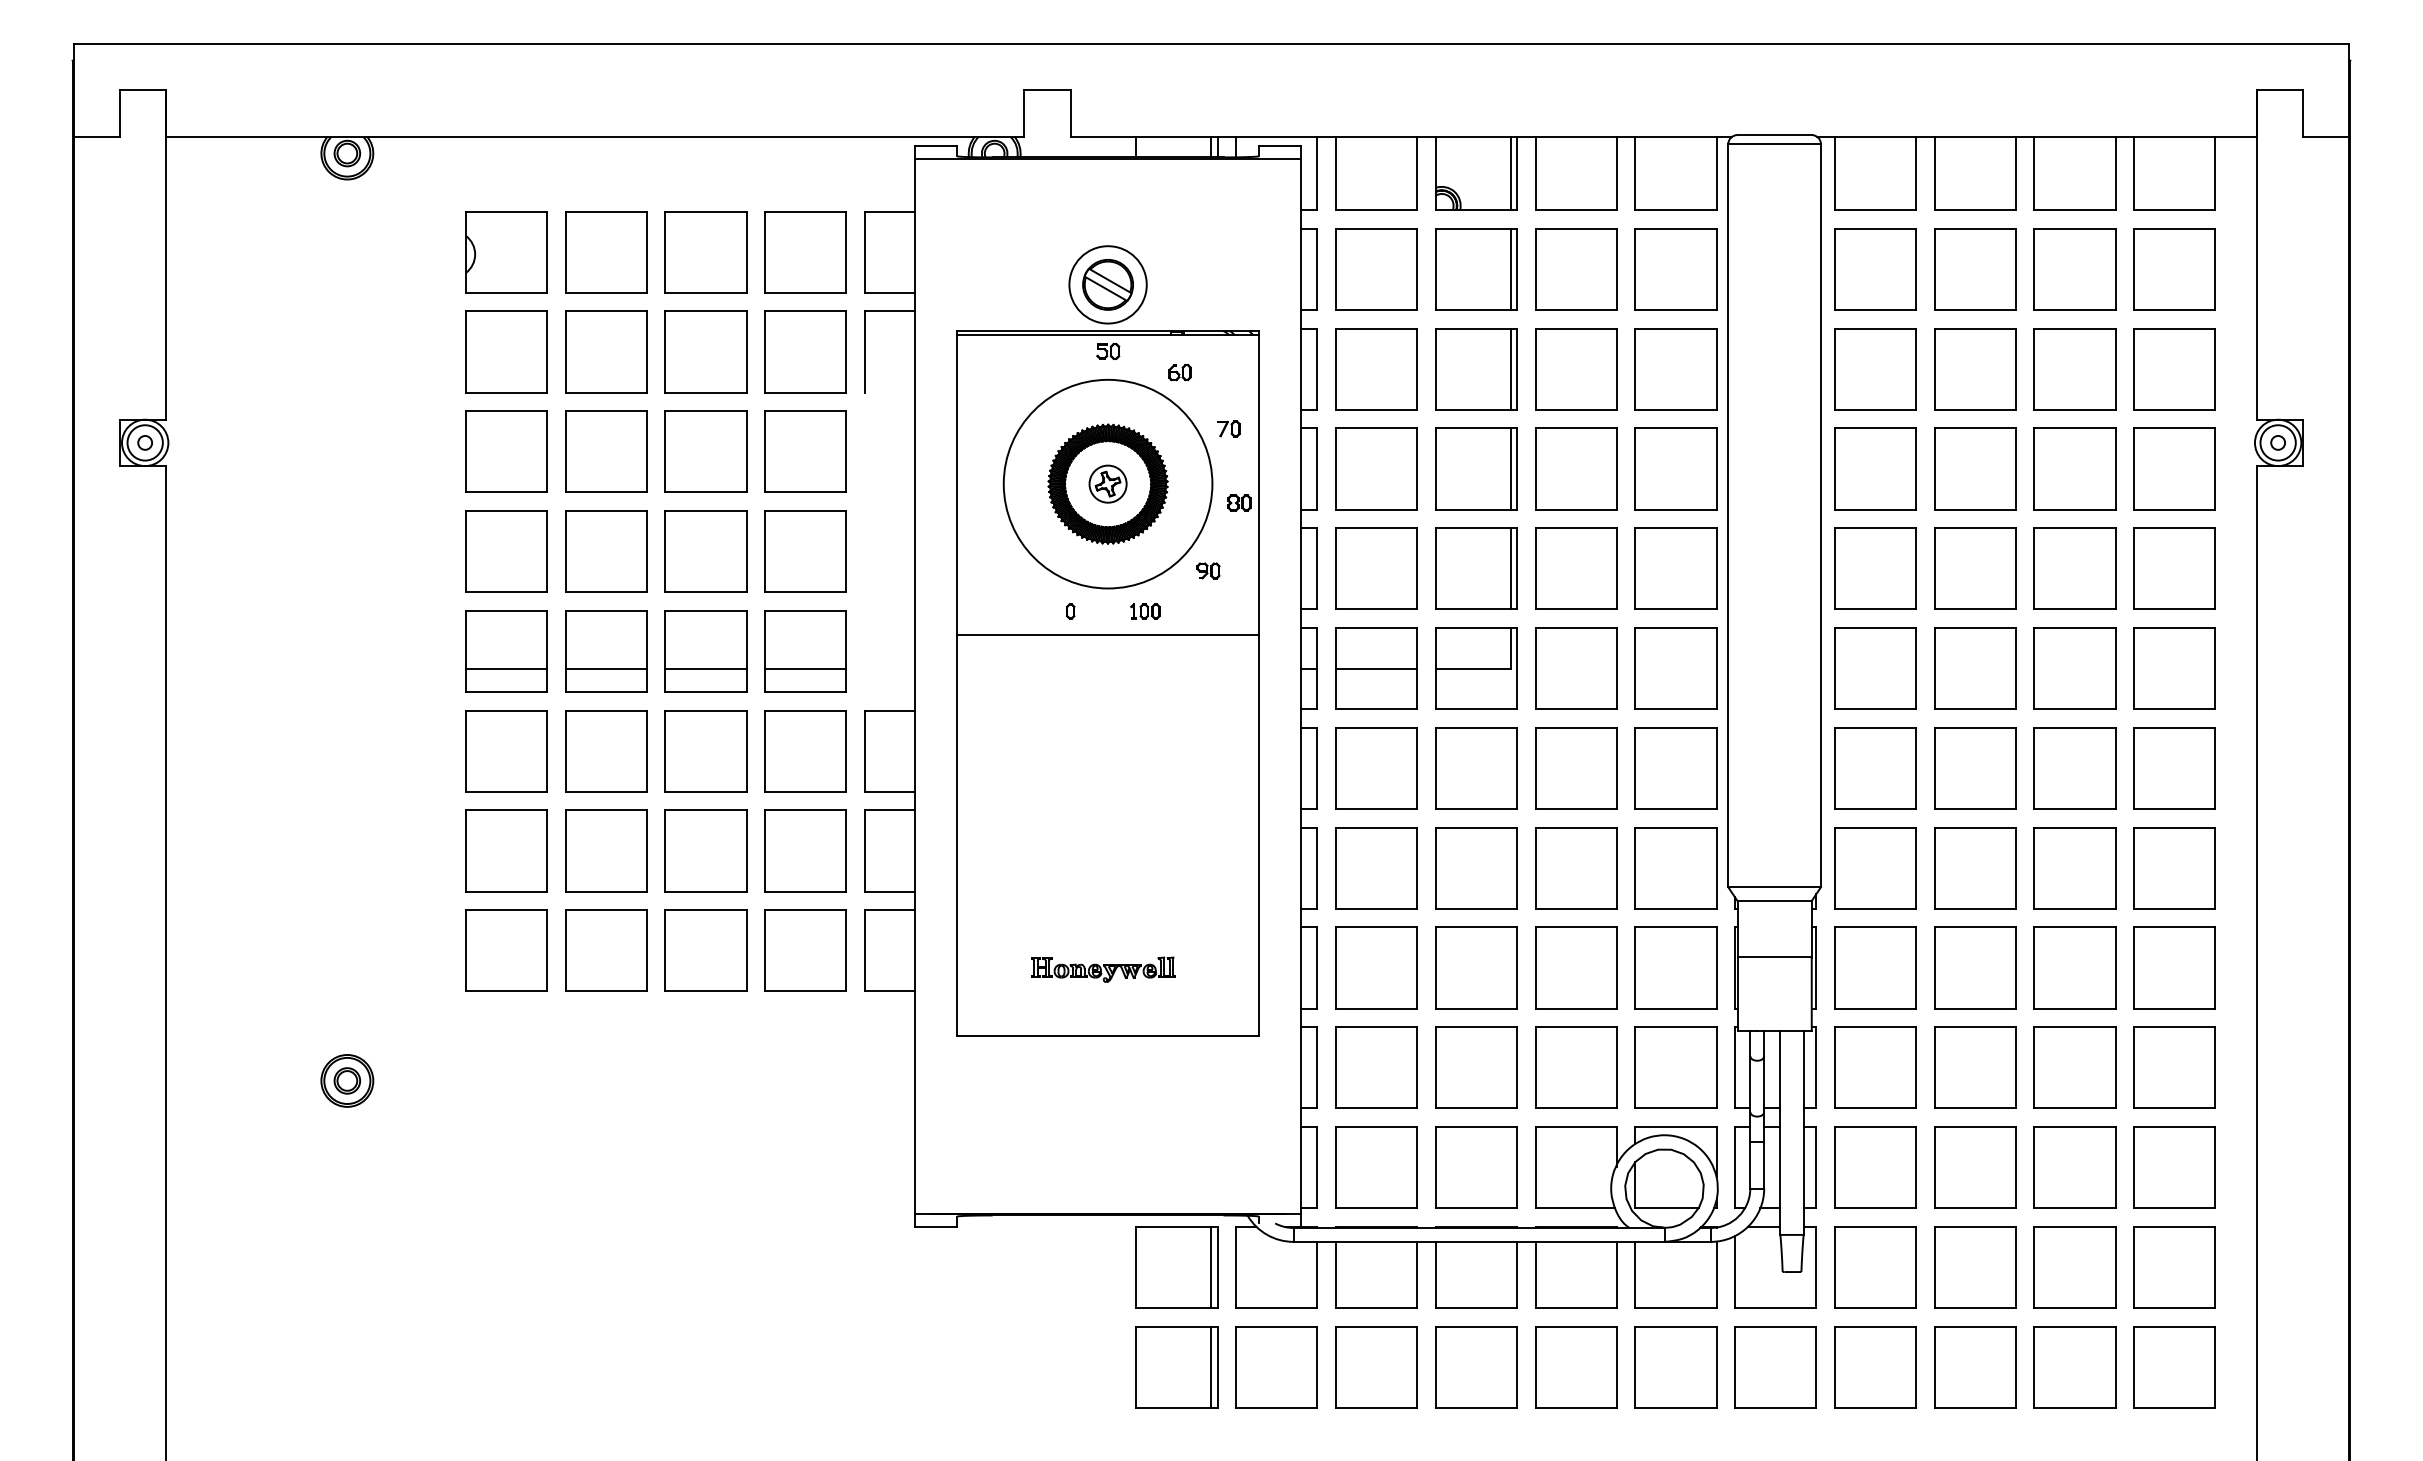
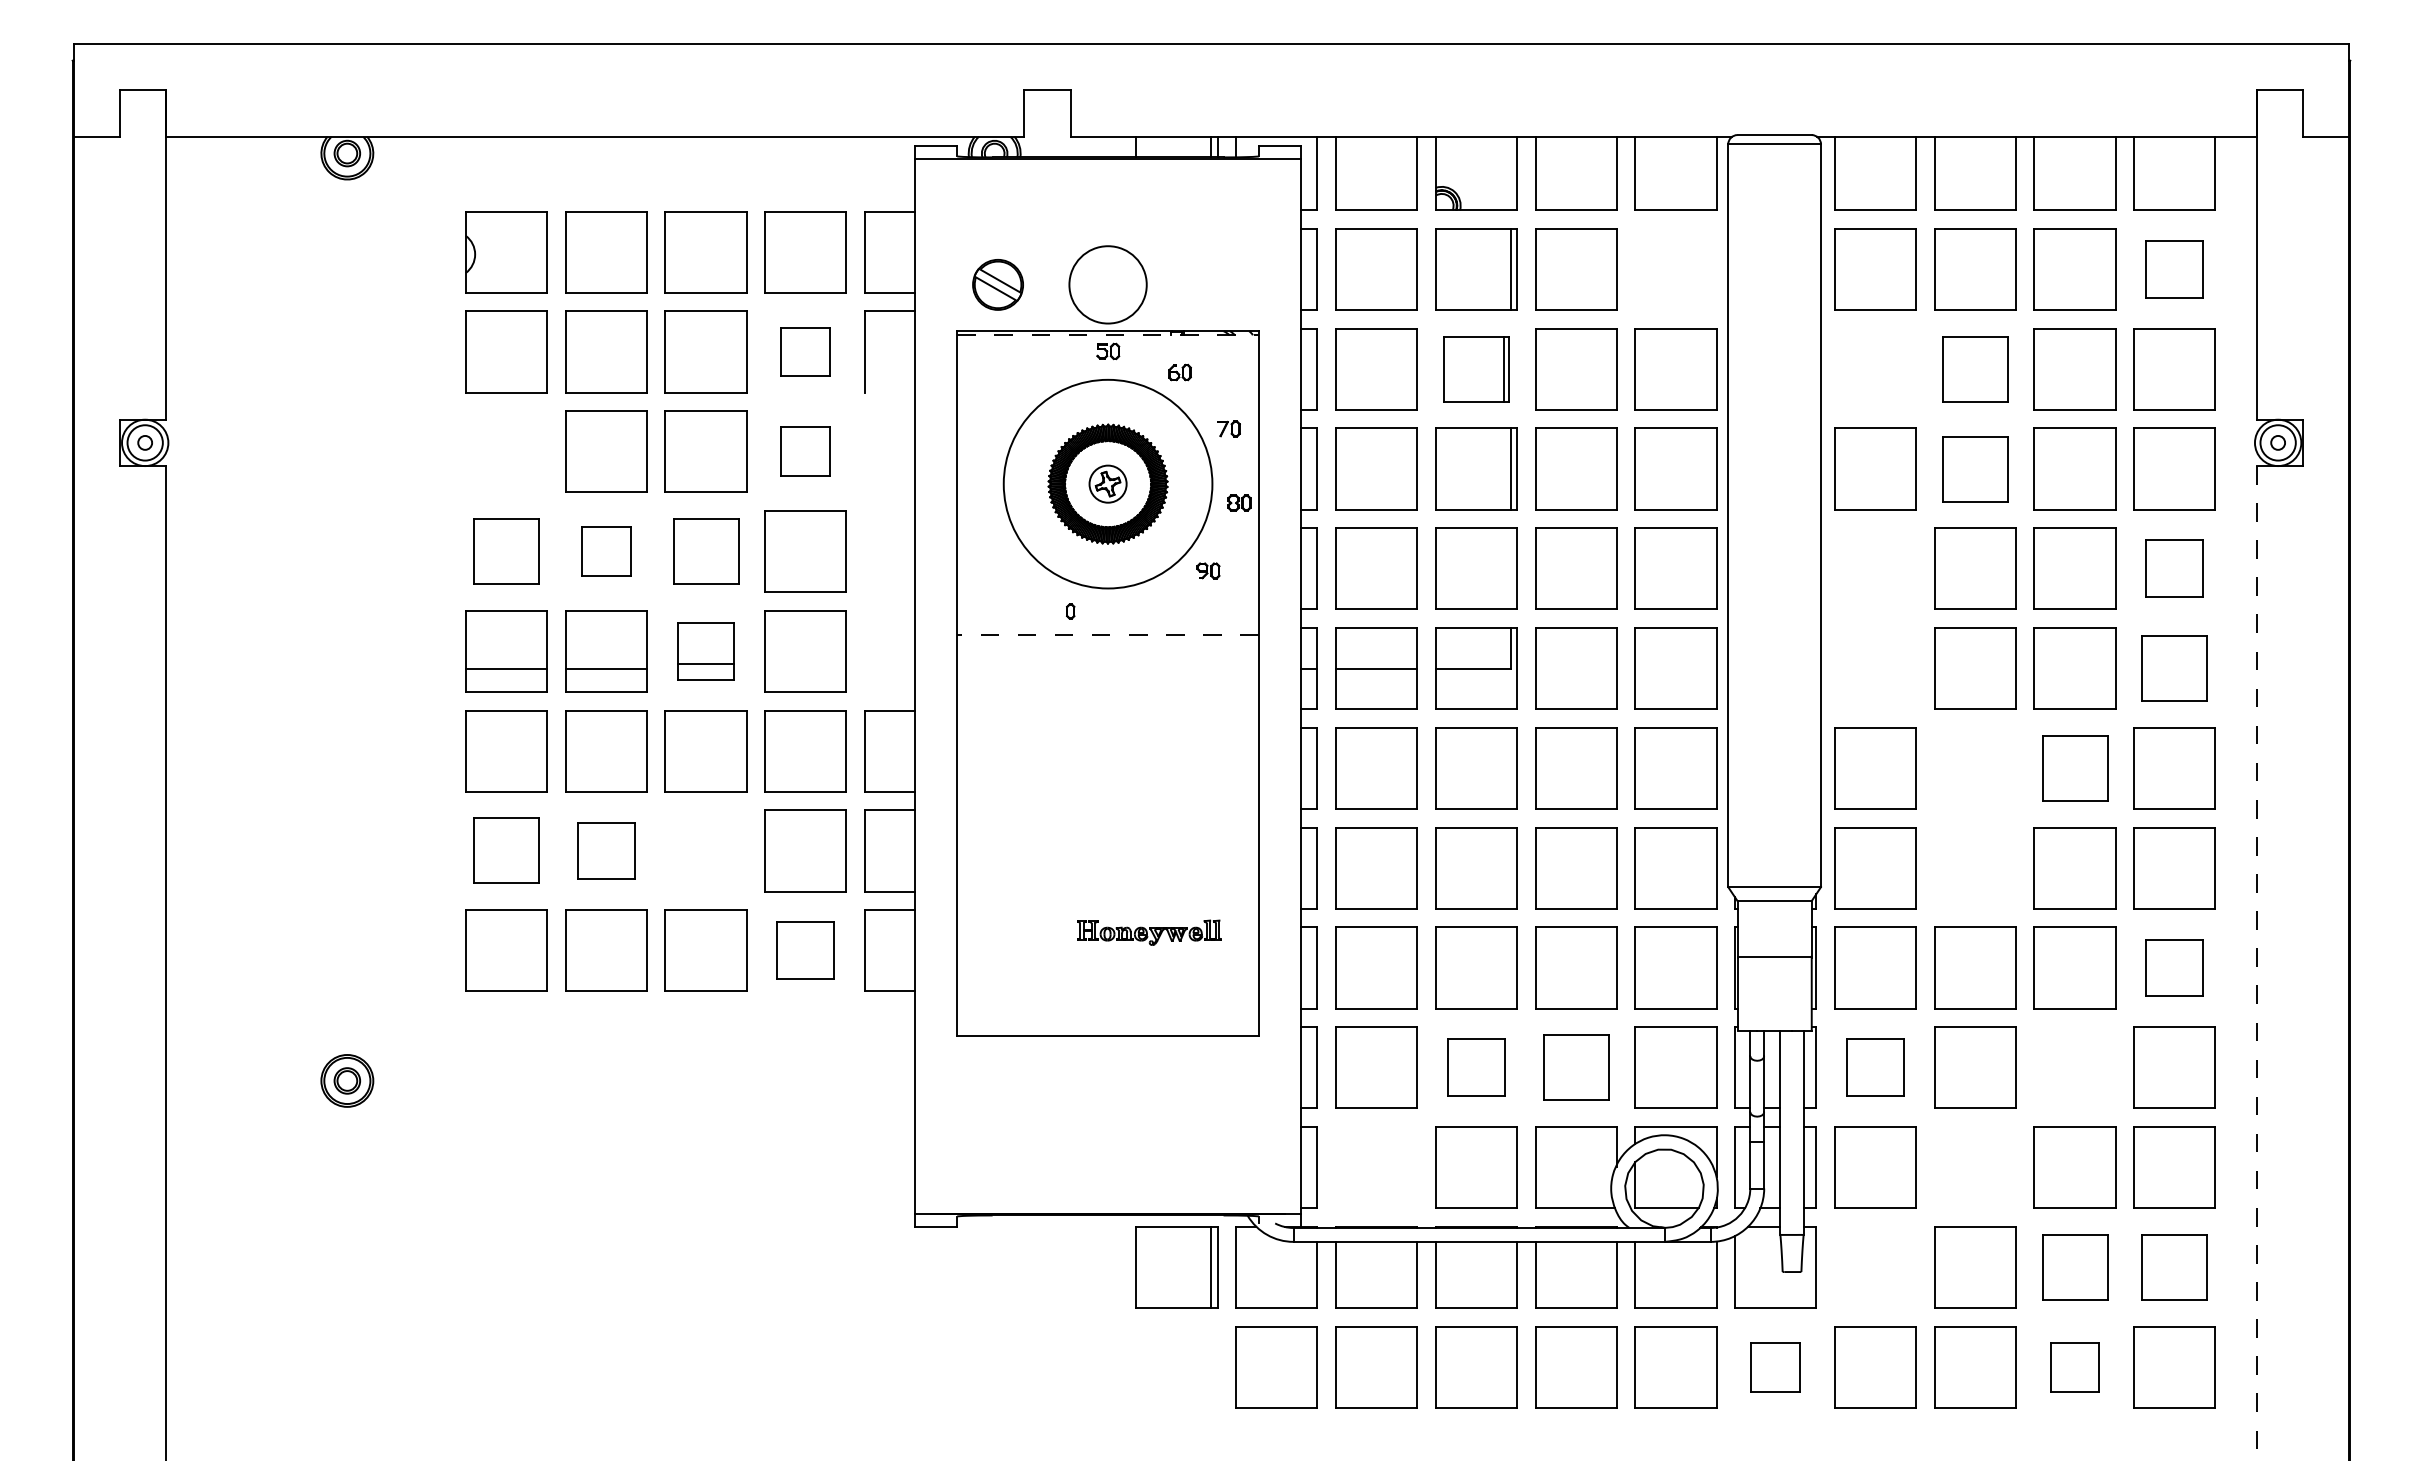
line: present -> none (1511, 173)
part: present -> none (1675, 269)
part size: 83x83 px -> 59x59 px (2174, 269)
part position: (1107, 284) -> (997, 284) (997, 284)
line: solid -> dashed (1108, 335)
part size: 83x84 px -> 51x50 px (805, 351)
part size: 83x83 px -> 67x67 px (1476, 369)
part: present -> none (1875, 369)
part size: 83x83 px -> 67x67 px (1975, 369)
part: present -> none (506, 451)
part size: 83x83 px -> 51x51 px (805, 451)
part size: 83x84 px -> 67x67 px (1975, 469)
part size: 83x83 px -> 67x67 px (506, 551)
part size: 83x83 px -> 51x51 px (606, 551)
part size: 84x83 px -> 67x67 px (706, 551)
line: present -> none (1511, 568)
part: present -> none (1875, 568)
part size: 83x83 px -> 59x59 px (2174, 568)
part: present -> none (1145, 611)
line: solid -> dashed (1108, 634)
part size: 84x83 px -> 58x59 px (705, 651)
part: present -> none (1875, 668)
part size: 83x83 px -> 67x67 px (2174, 668)
line: present -> none (805, 669)
part: present -> none (1975, 768)
part size: 84x83 px -> 67x67 px (2075, 768)
part size: 83x84 px -> 67x67 px (506, 850)
part size: 83x84 px -> 59x58 px (606, 850)
part: present -> none (705, 850)
part: present -> none (1975, 868)
part size: 83x83 px -> 59x59 px (805, 950)
line: solid -> dashed (2256, 964)
part size: 83x84 px -> 59x58 px (2174, 967)
part position: (1103, 969) -> (1149, 932) (1149, 932)
part size: 83x83 px -> 59x59 px (1476, 1067)
part size: 83x83 px -> 67x67 px (1576, 1067)
part size: 83x83 px -> 59x59 px (1875, 1067)
part: present -> none (2074, 1067)
part: present -> none (1376, 1167)
part: present -> none (1975, 1167)
part: present -> none (1875, 1267)
part size: 84x83 px -> 67x67 px (2075, 1267)
part size: 83x83 px -> 67x67 px (2174, 1267)
part: present -> none (1176, 1367)
part size: 83x83 px -> 51x51 px (1775, 1367)
part size: 84x83 px -> 50x51 px (2074, 1367)
